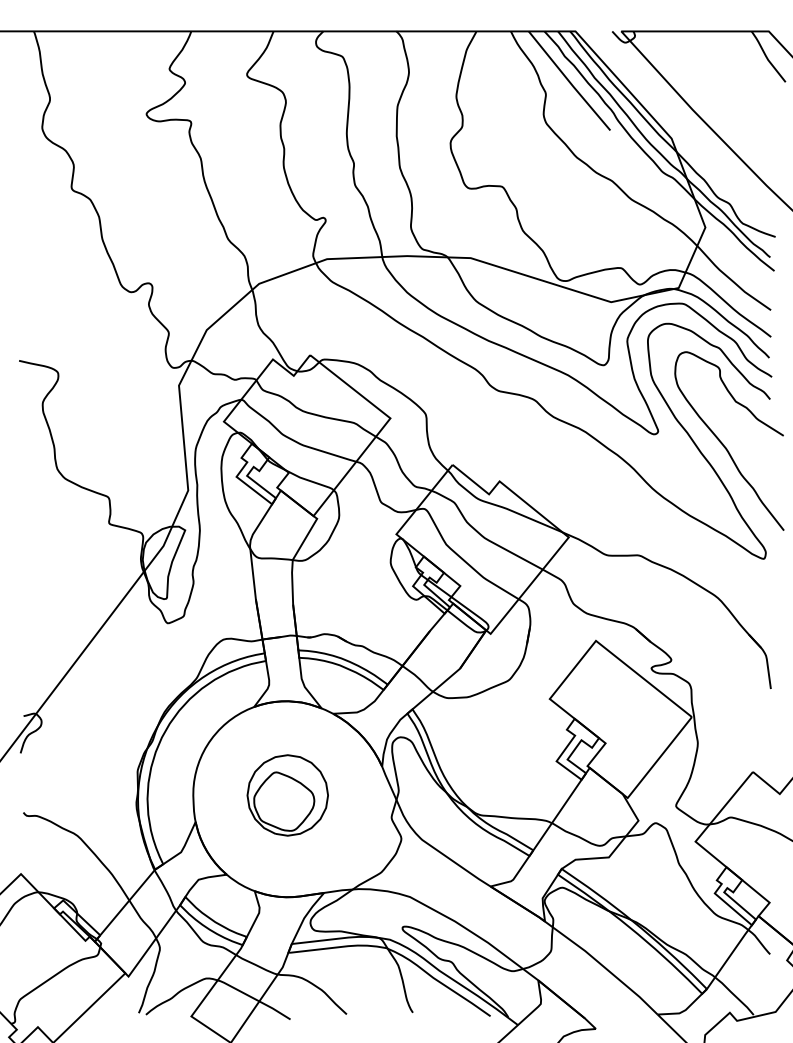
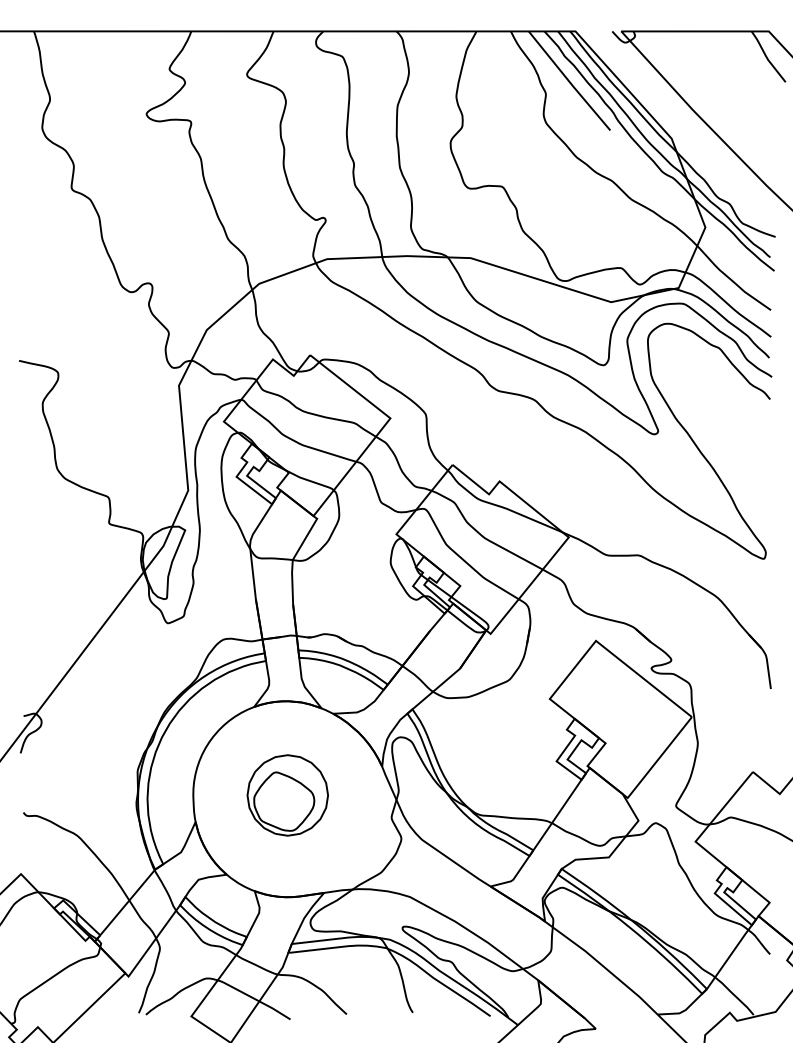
curve: present -> none (723, 443)
